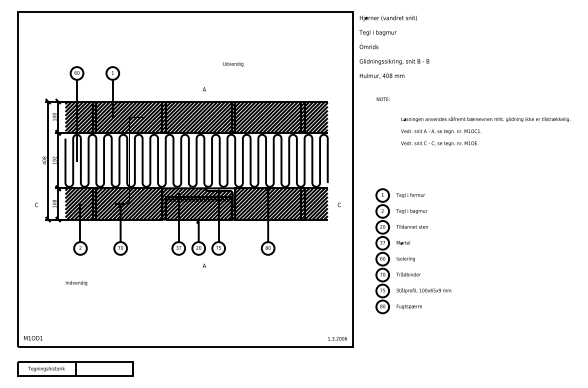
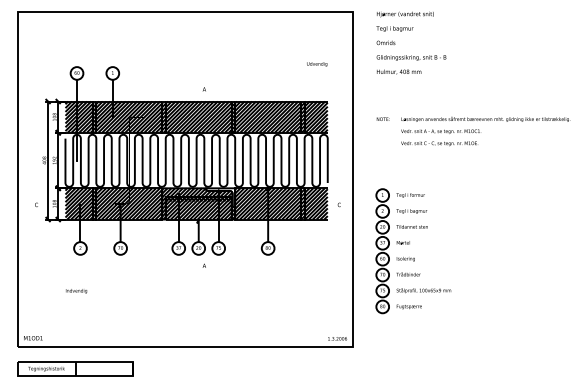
text position: (394, 46) -> (411, 42) (411, 42)
text position: (233, 64) -> (317, 64) (317, 64)
text position: (382, 98) -> (382, 118) (382, 118)
text position: (76, 283) -> (76, 291) (76, 291)
